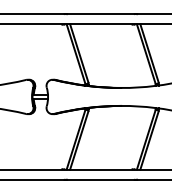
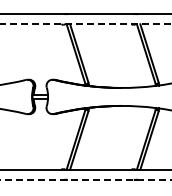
line: solid -> dashed (86, 24)
line: solid -> dashed (85, 179)
